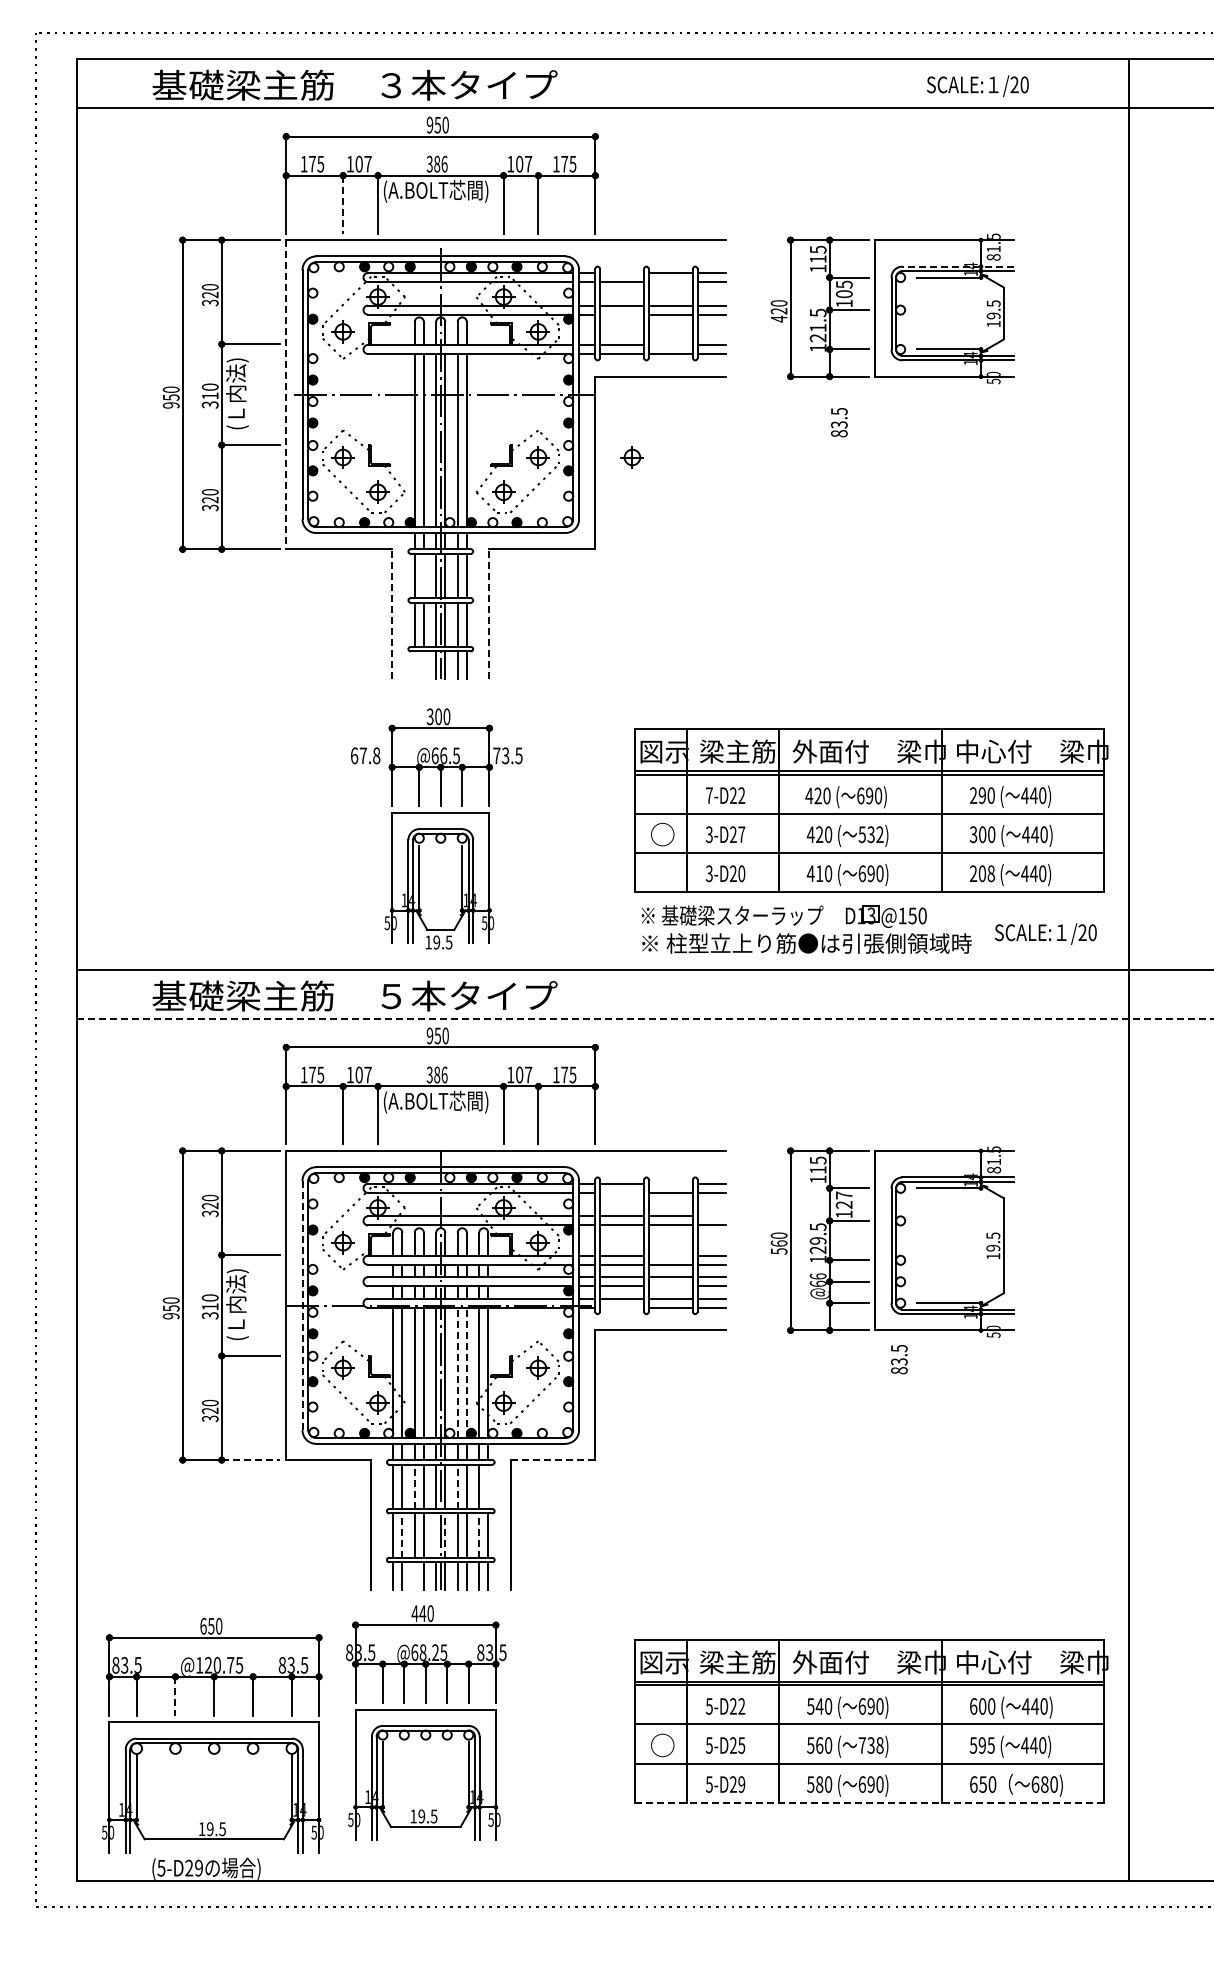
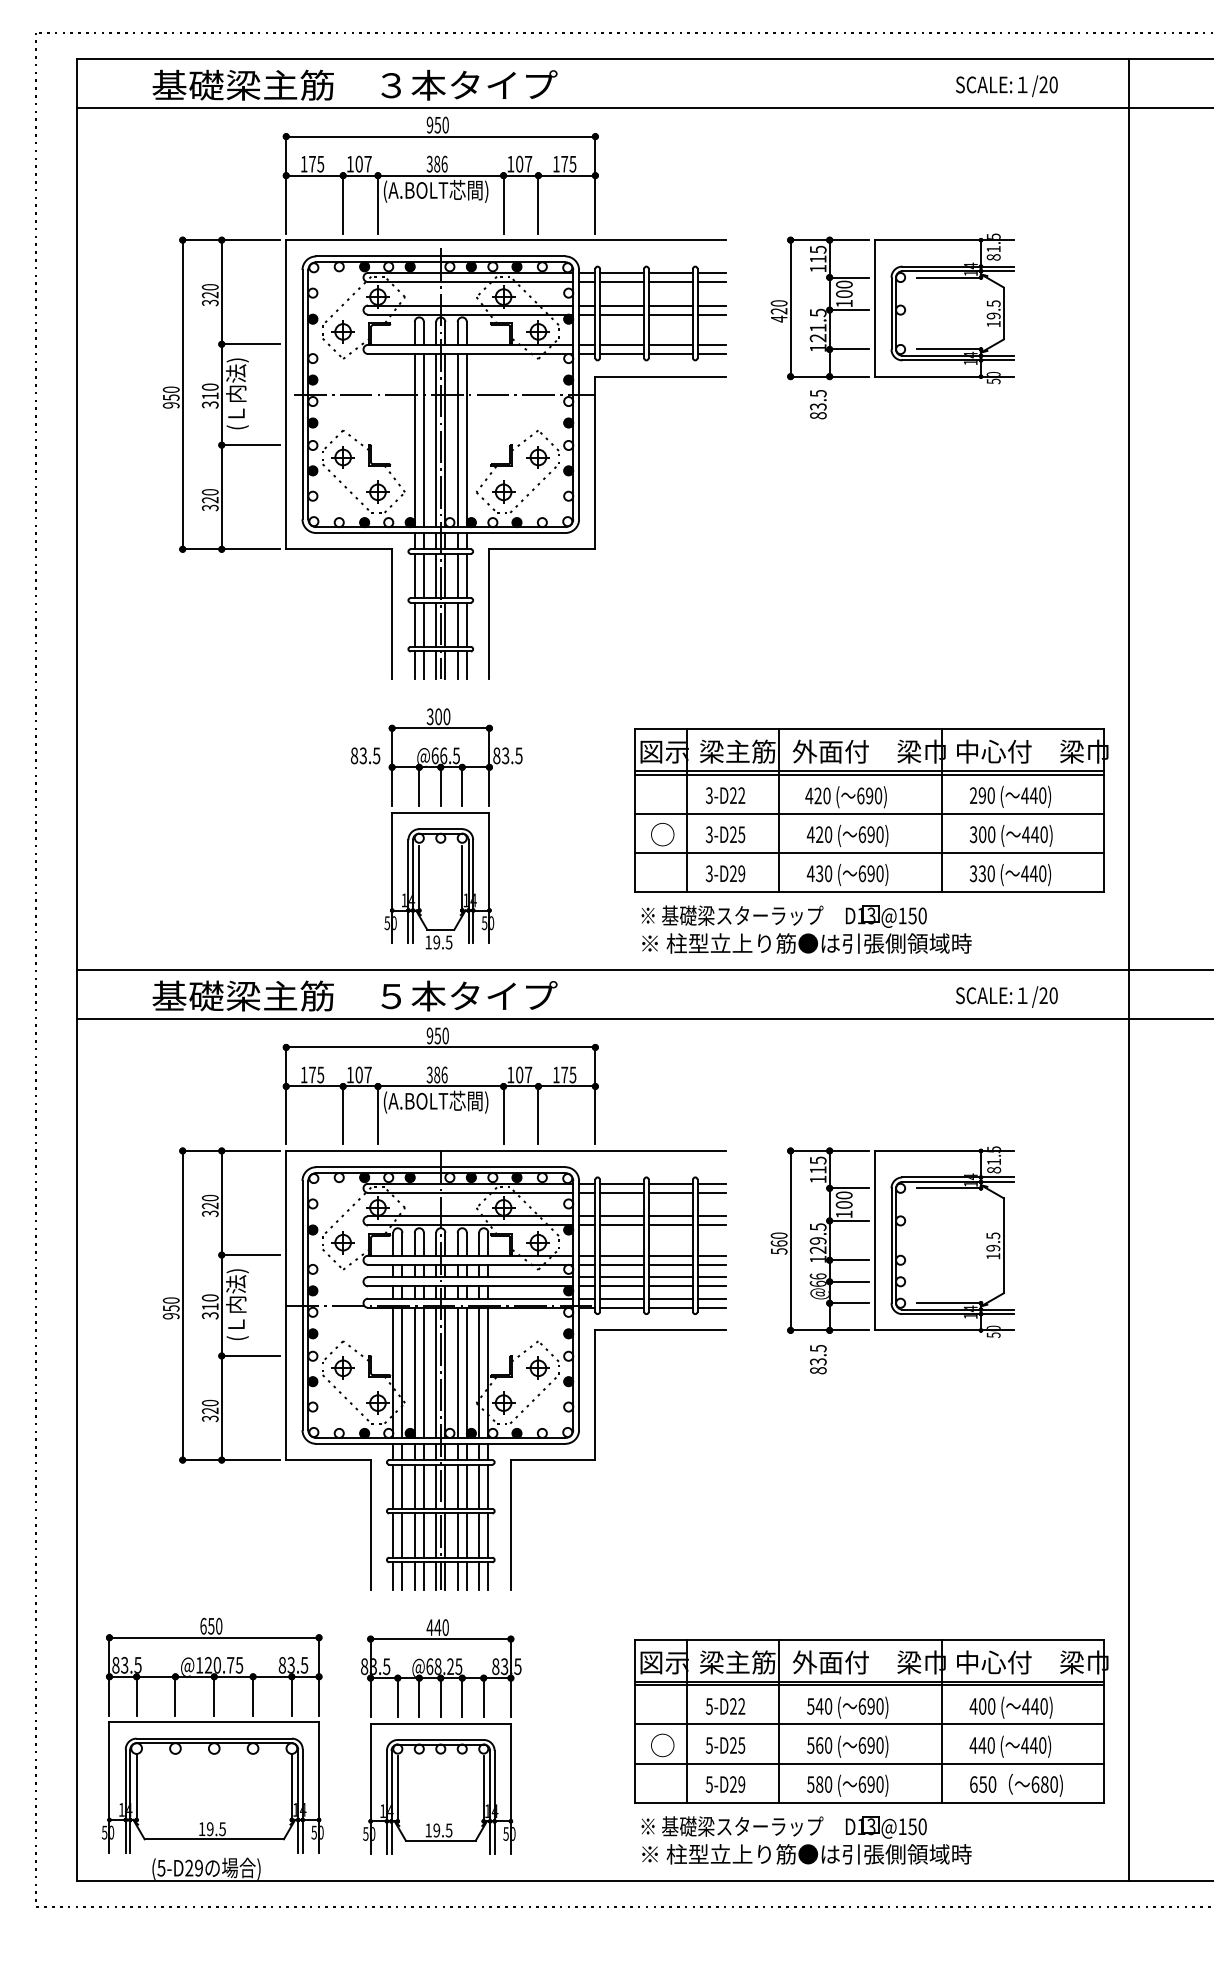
text position: (977, 86) -> (1006, 86) (1006, 86)
line: dashed -> solid (343, 204)
line: dashed -> solid (957, 266)
line: none -> present (621, 272)
line: none -> present (670, 282)
text: 105 -> 100 (844, 284)
line: none -> present (621, 314)
line: none -> present (670, 344)
line: dashed -> solid (286, 394)
text position: (839, 422) -> (818, 404) (818, 404)
part: present -> none (631, 457)
line: none -> present (423, 575)
line: dashed -> solid (392, 613)
line: dashed -> solid (489, 613)
line: none -> present (414, 665)
line: none -> present (423, 665)
text: 67.8 -> 83.5 (365, 755)
text: 73.5 -> 83.5 (496, 755)
text: 7-D22 -> 3-D22 (709, 795)
text: 3-D27 -> 3-D25 (741, 834)
text: 532) -> 690) (870, 834)
text: 3-D20 -> 3-D29 (741, 873)
text: 410 -> 430 (819, 873)
text: 208 -> 330 (981, 873)
text position: (1045, 933) -> (1006, 996) (1006, 996)
line: dashed -> solid (645, 1018)
line: none -> present (670, 1183)
line: none -> present (621, 1192)
text: 127 -> 100 (843, 1199)
line: none -> present (711, 1216)
line: none -> present (670, 1255)
line: none -> present (670, 1286)
line: dashed -> solid (302, 1305)
line: none -> present (621, 1307)
text position: (899, 1359) -> (818, 1359) (818, 1359)
line: dashed -> solid (457, 1372)
line: dashed -> solid (466, 1372)
line: dashed -> solid (250, 1460)
line: dashed -> solid (553, 1460)
line: dashed -> solid (414, 1486)
line: dashed -> solid (457, 1486)
line: none -> present (488, 1486)
line: dashed -> solid (402, 1535)
line: none -> present (436, 1535)
line: dashed -> solid (445, 1535)
line: dashed -> solid (479, 1535)
line: none -> present (414, 1576)
line: dashed -> solid (175, 1696)
text: 600 -> 400 (973, 1706)
part position: (426, 1722) -> (441, 1736) (441, 1736)
text: 738) -> 690) (870, 1745)
text: 595 -> 440 (981, 1745)
line: dashed -> solid (869, 1802)
part: none -> present (806, 1840)
